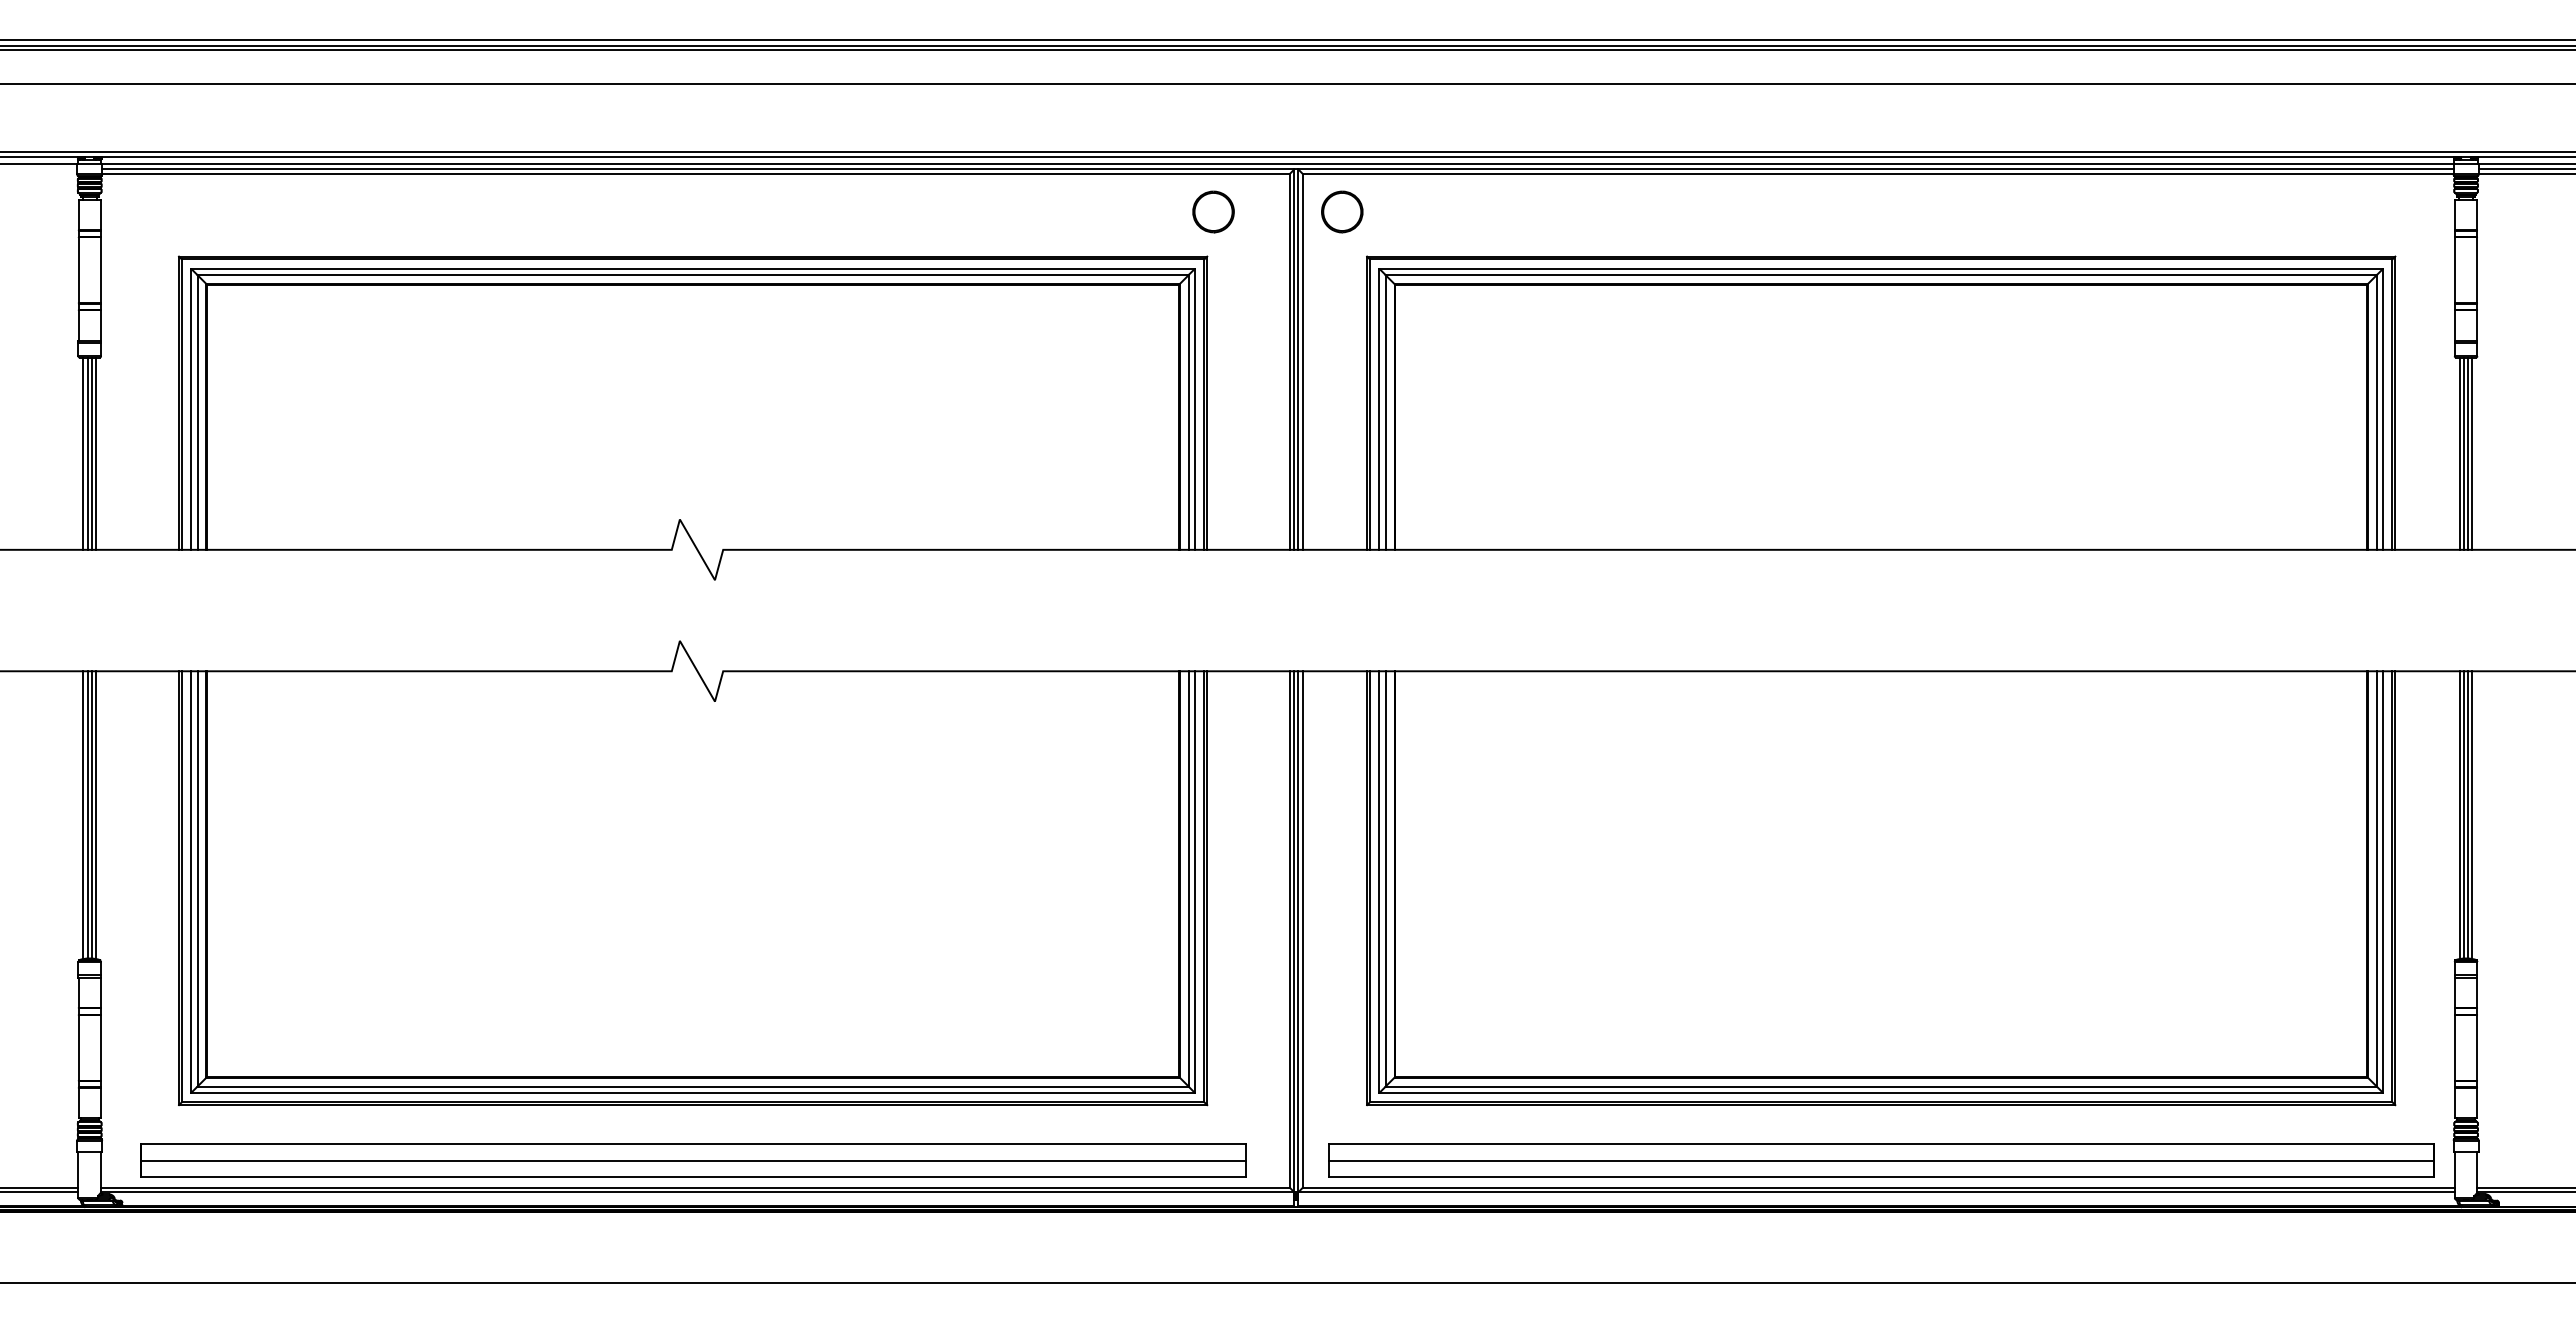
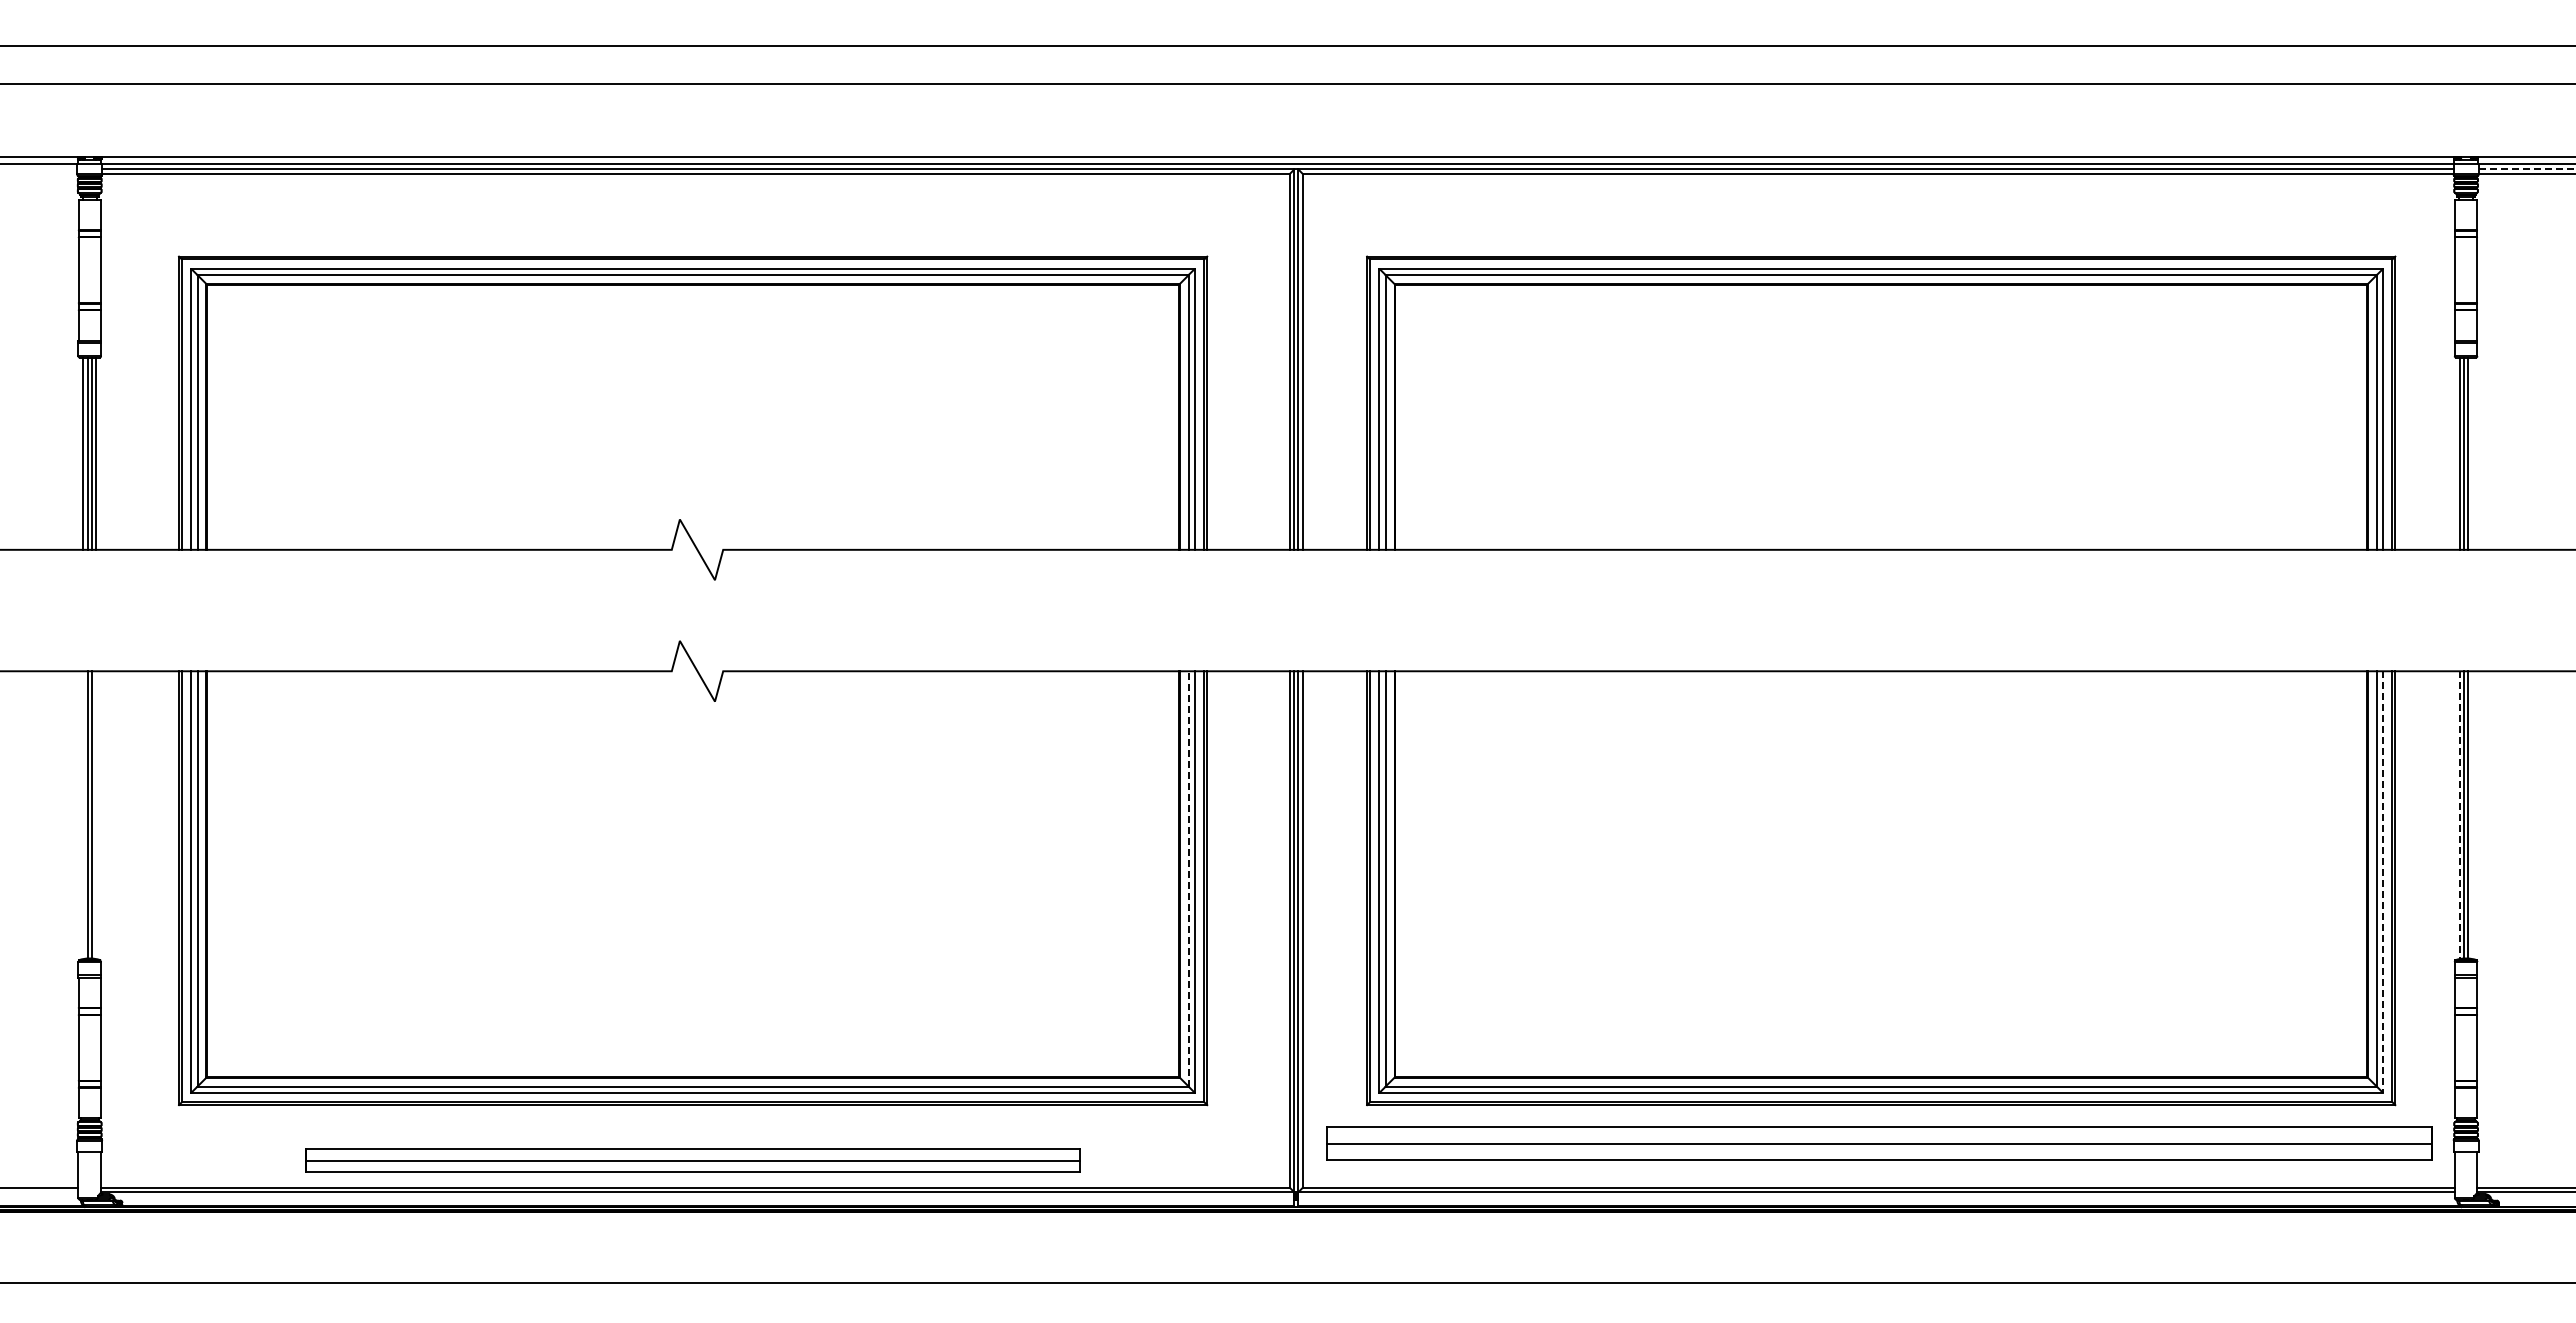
line: present -> none (1287, 39)
line: present -> none (1287, 49)
line: present -> none (1287, 152)
line: solid -> dashed (2527, 169)
part: present -> none (1213, 211)
part: present -> none (1342, 211)
line: present -> none (2472, 453)
line: present -> none (83, 815)
line: present -> none (96, 815)
line: solid -> dashed (2459, 815)
line: present -> none (2472, 815)
line: solid -> dashed (1188, 878)
line: solid -> dashed (2383, 882)
part size: 1107x35 px -> 776x25 px (692, 1160)
part position: (1881, 1160) -> (1879, 1143) (1879, 1143)
line: present -> none (40, 1192)
